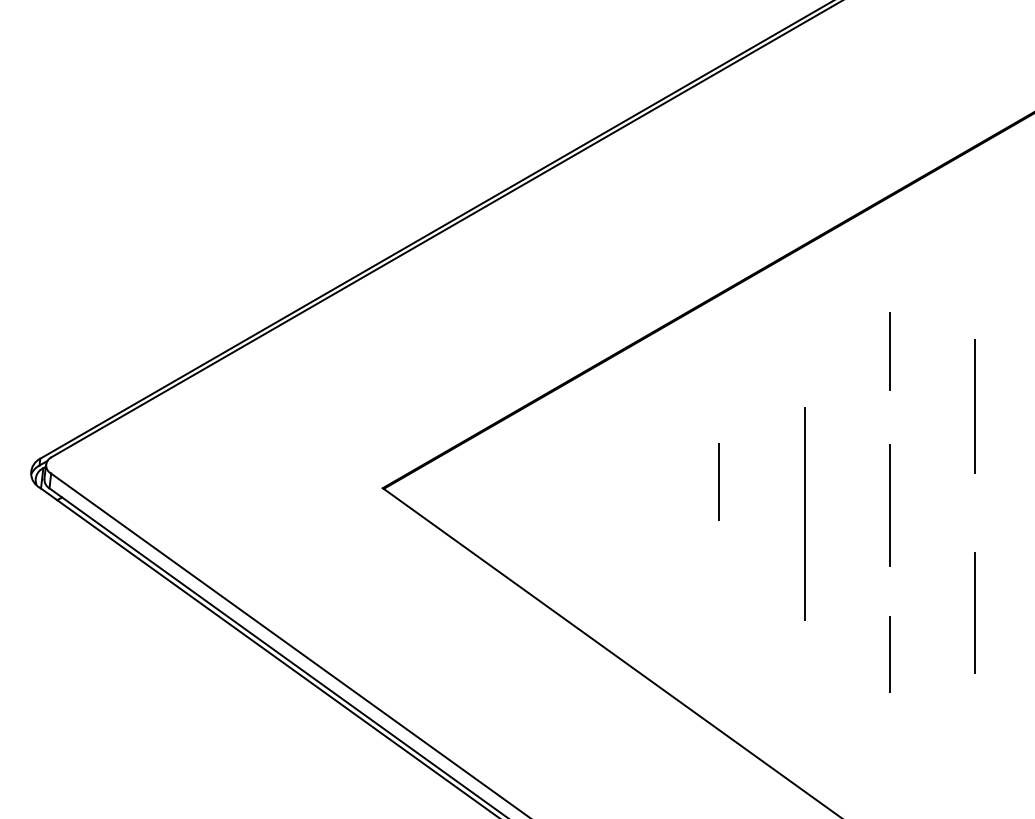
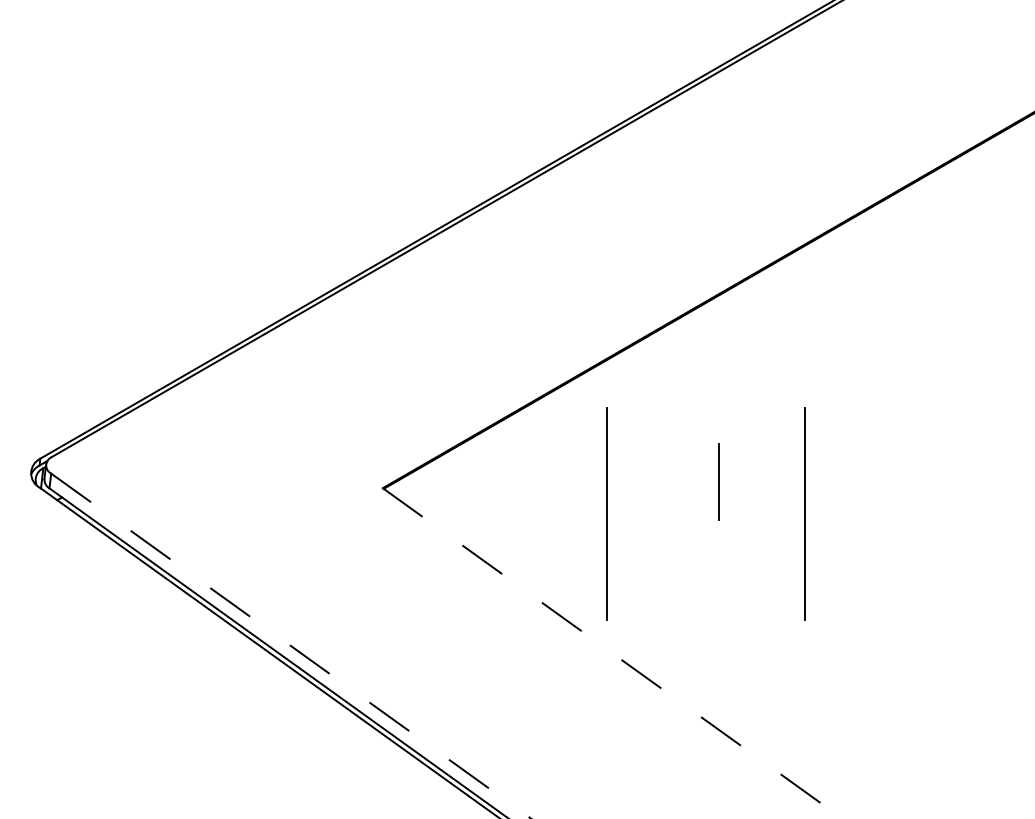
line: present -> none (889, 350)
line: present -> none (975, 406)
line: present -> none (889, 505)
line: none -> present (606, 513)
line: present -> none (975, 613)
line: solid -> dashed (291, 646)
line: solid -> dashed (612, 653)
line: present -> none (889, 654)
